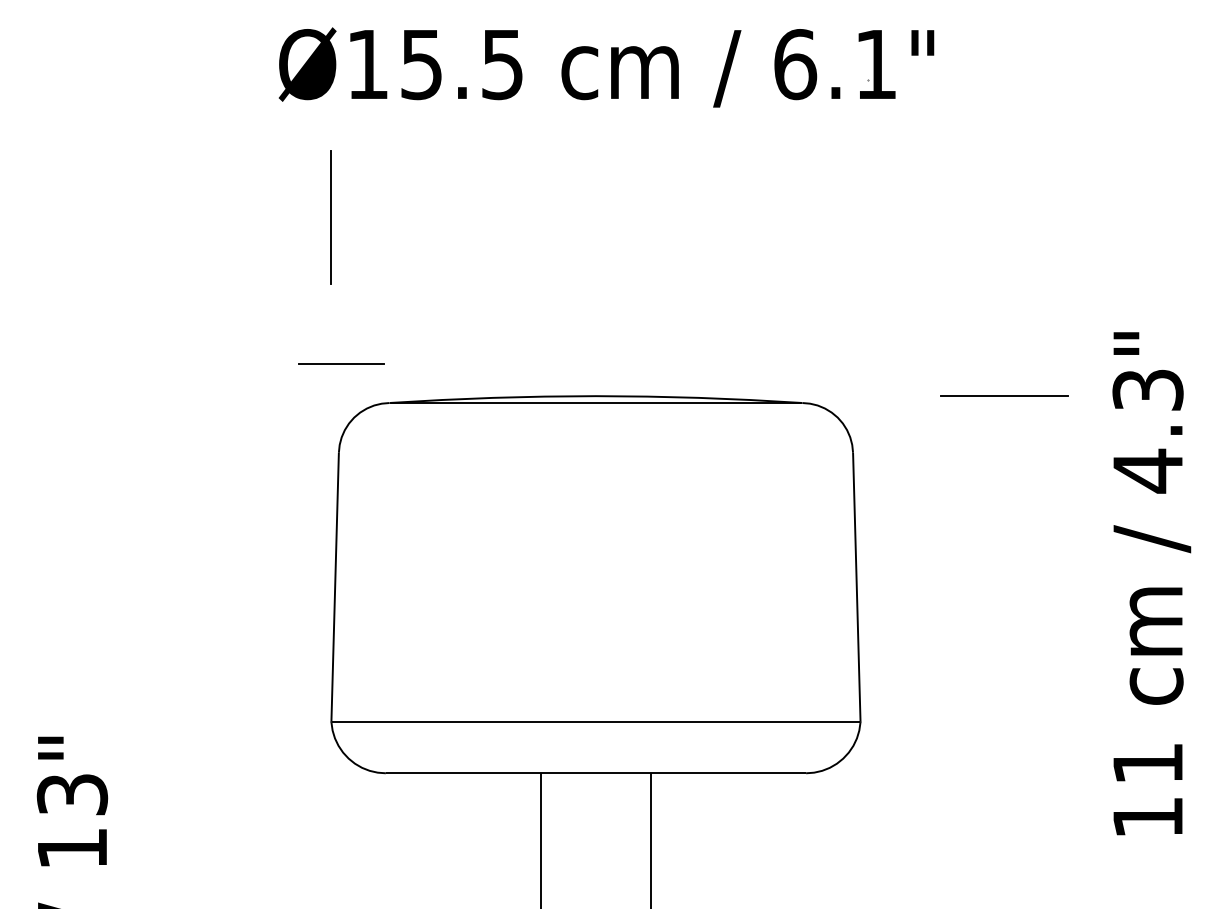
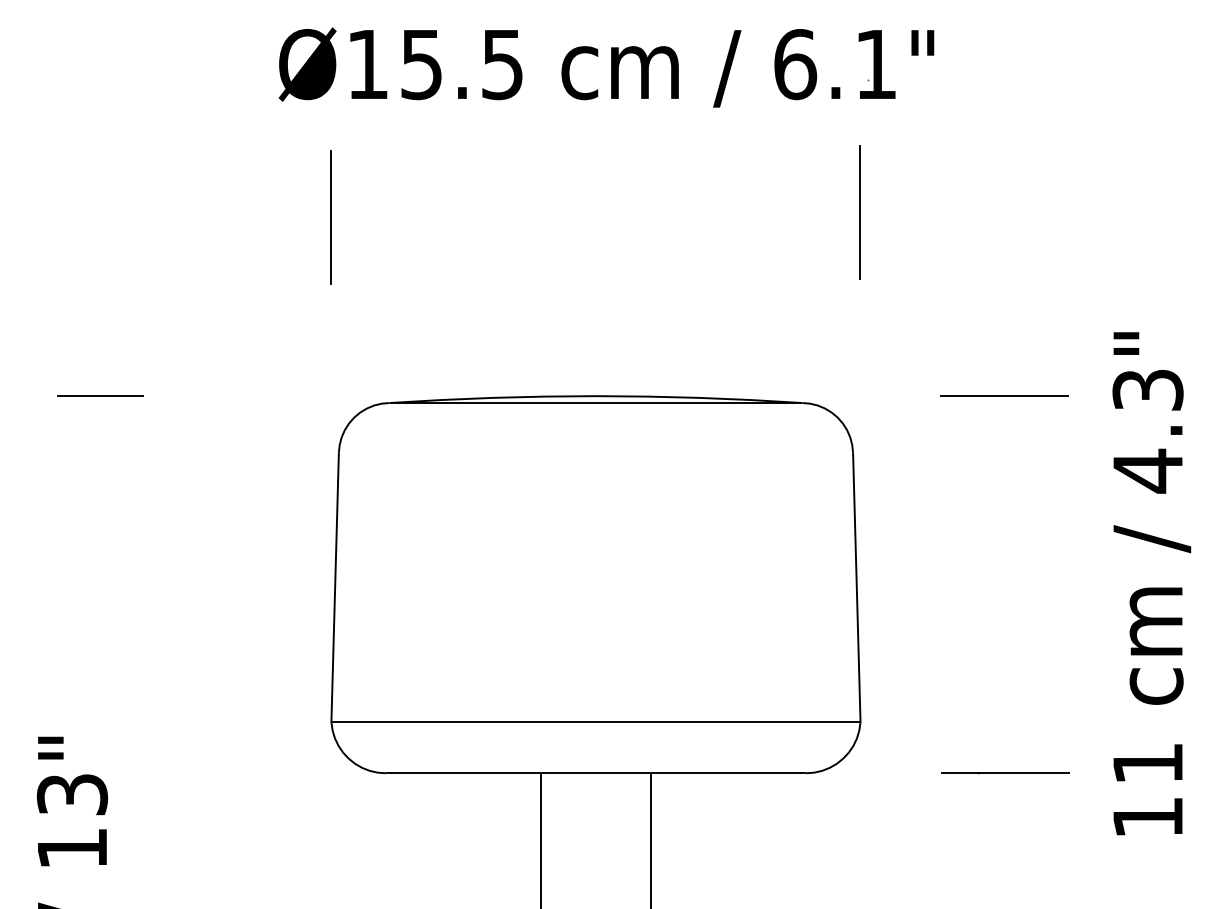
line: none -> present (860, 212)
line position: (341, 363) -> (100, 395) (100, 395)
line: none -> present (1005, 773)
